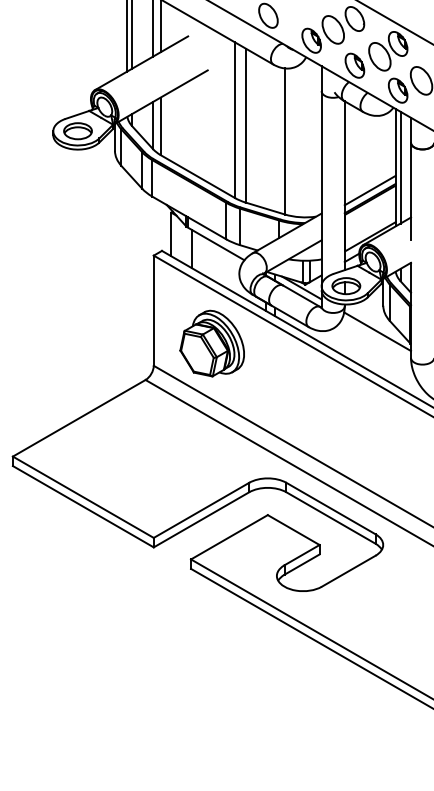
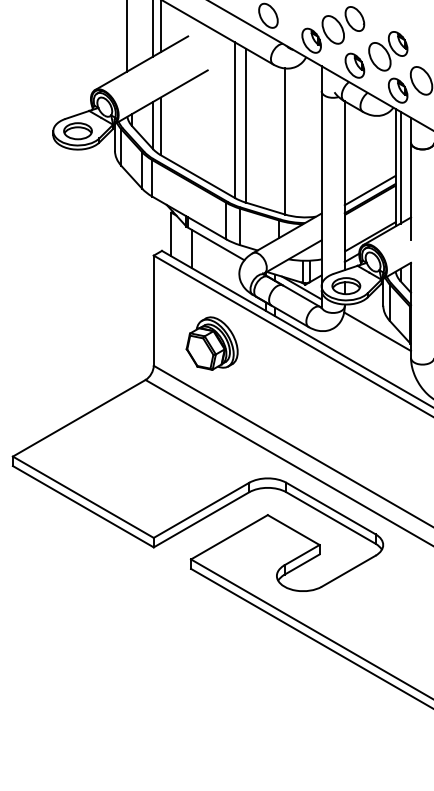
line: present -> none (395, 22)
line: present -> none (132, 35)
part size: 66x69 px -> 54x55 px (211, 343)
